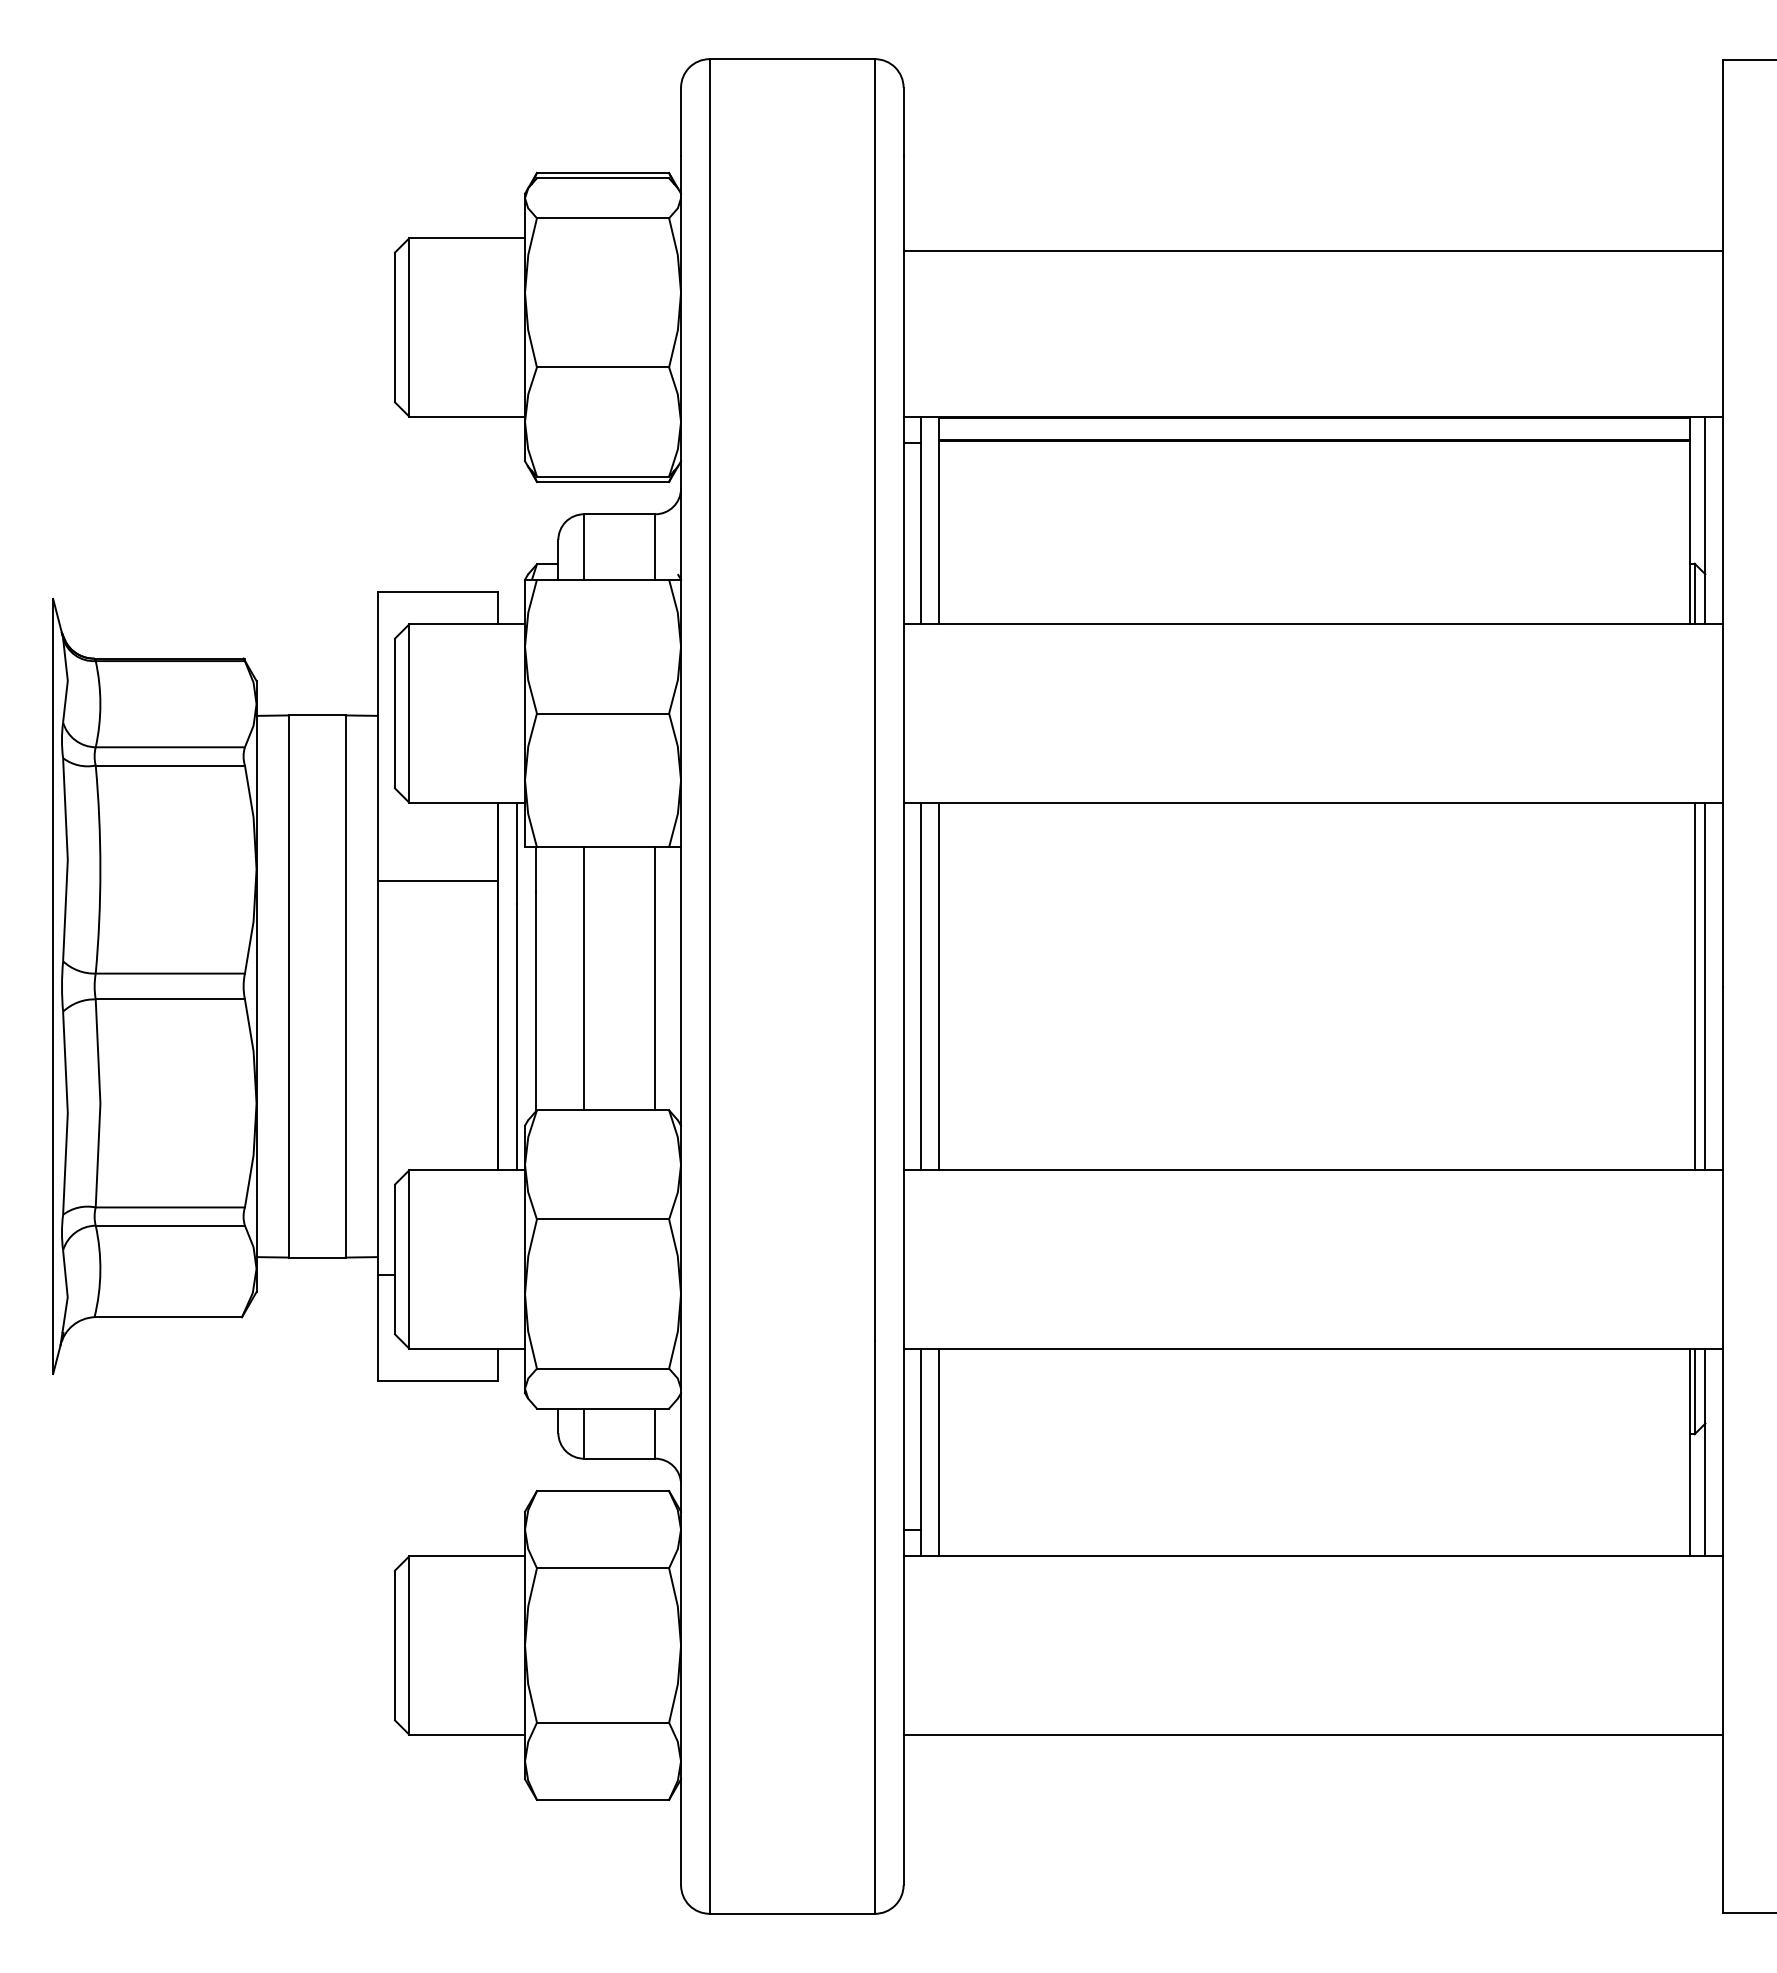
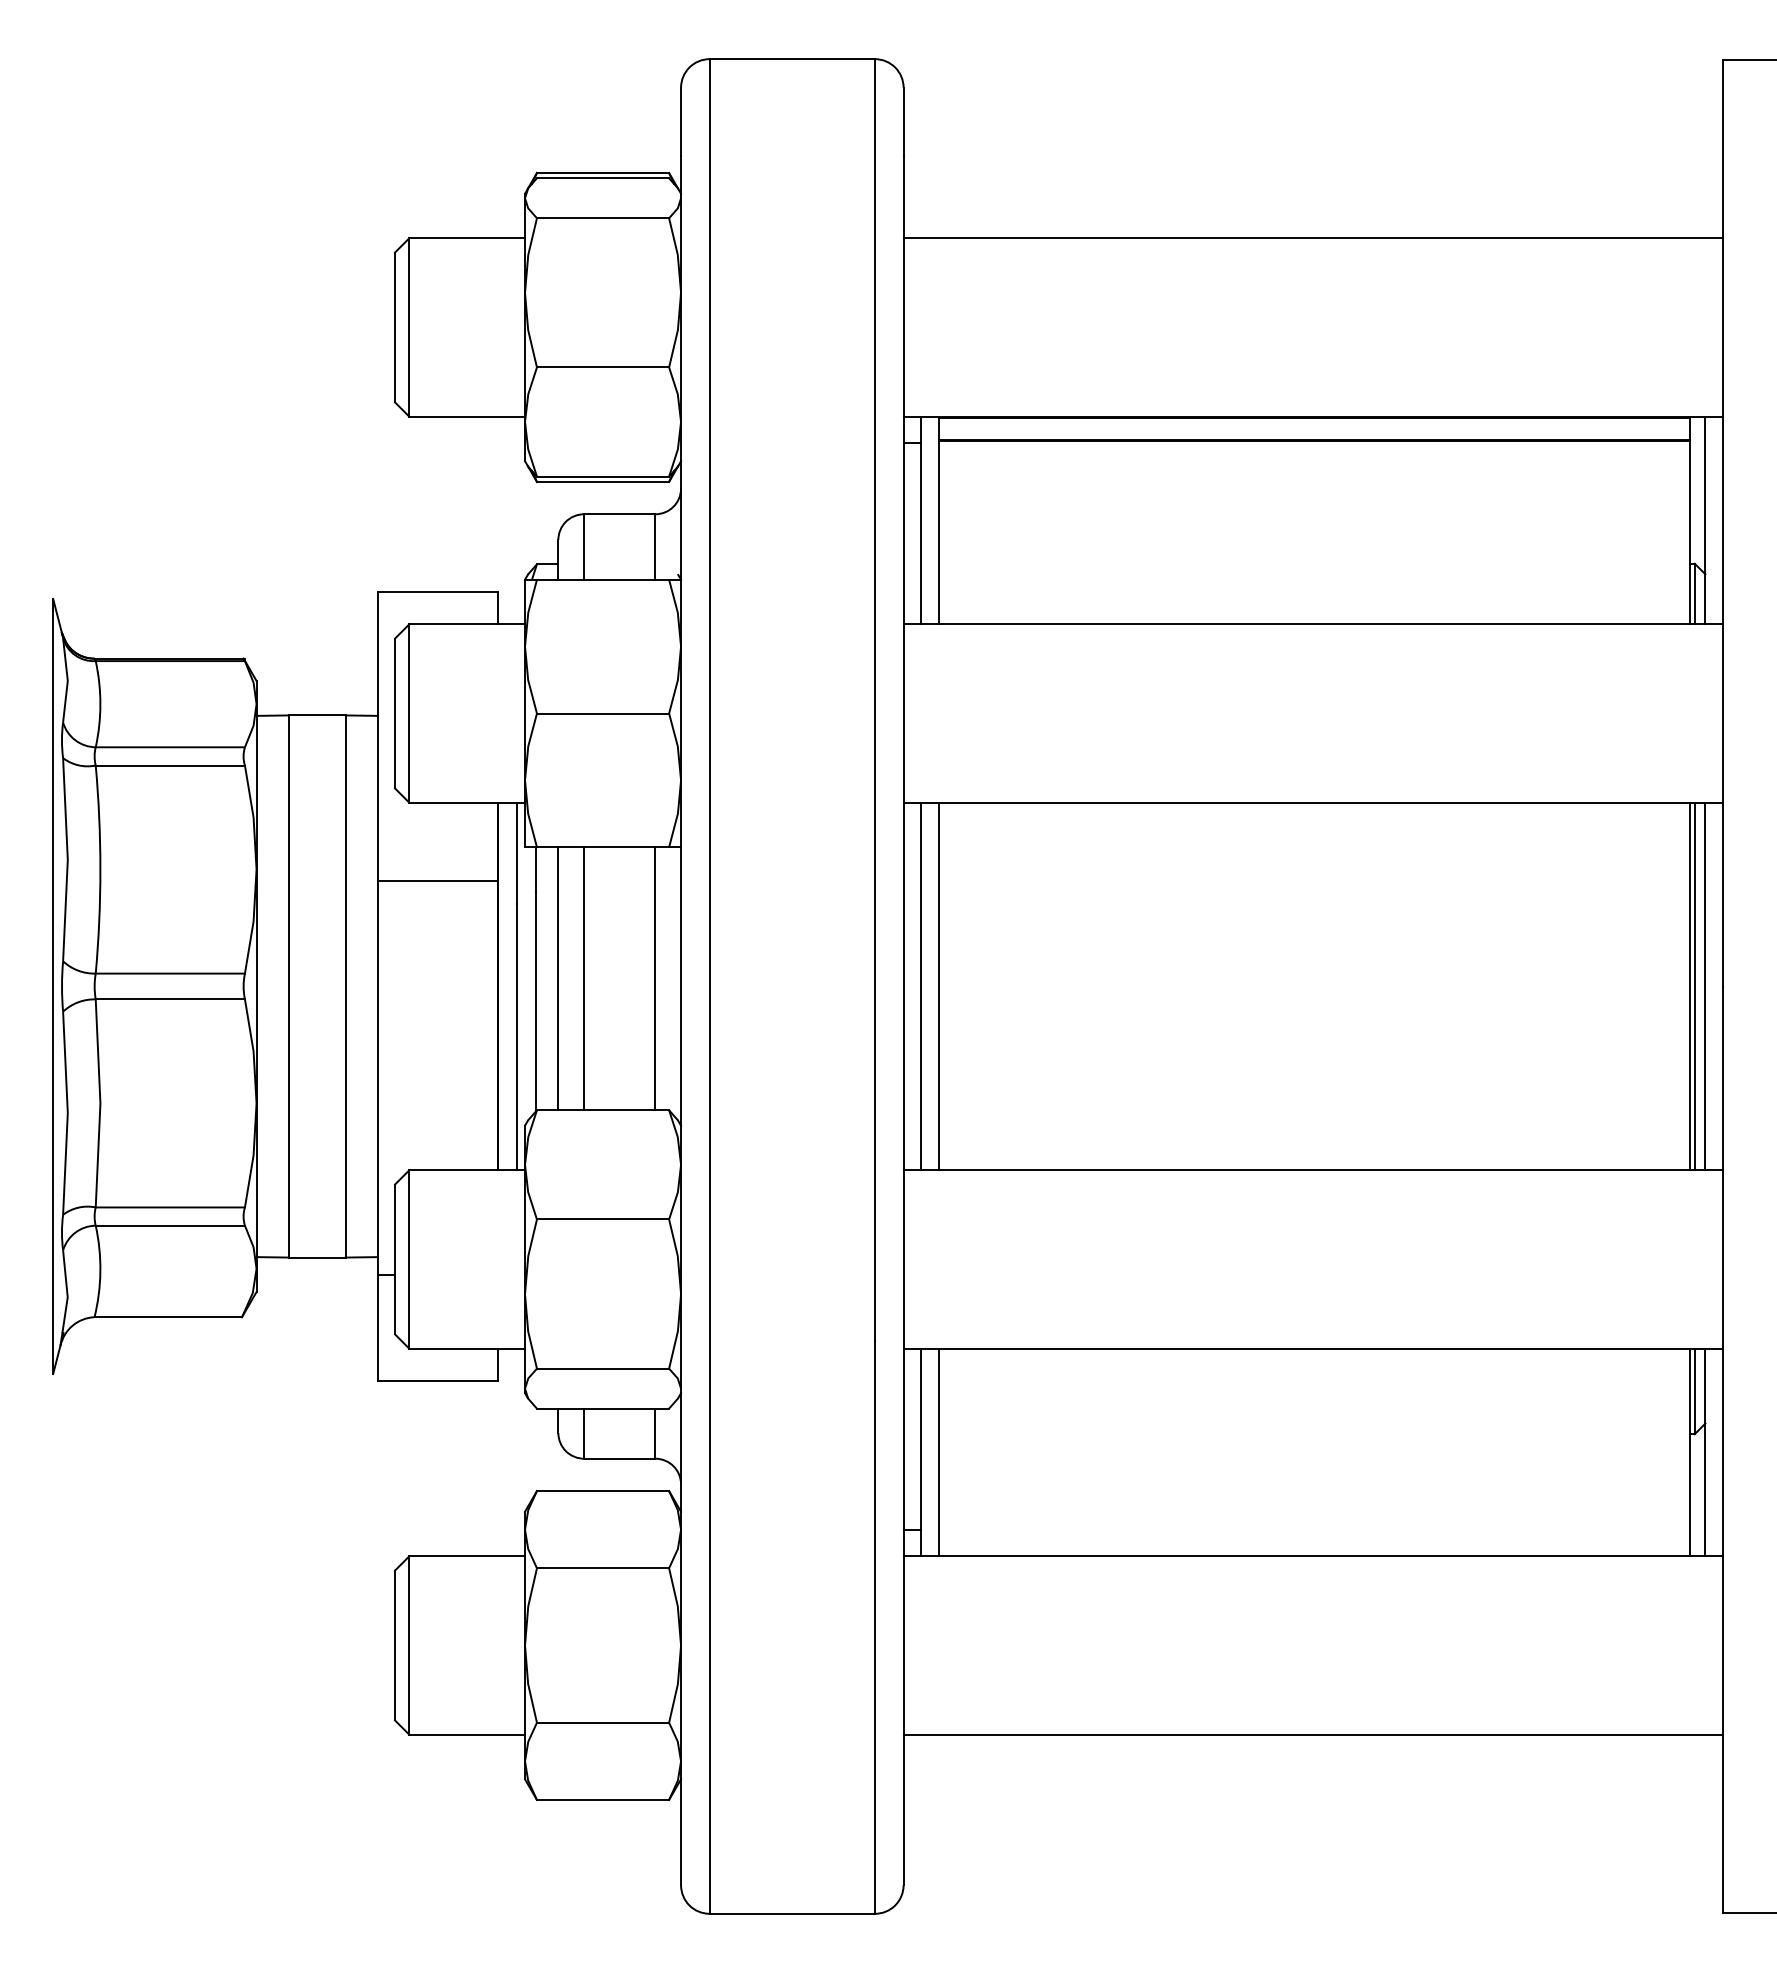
line position: (1313, 251) -> (1313, 238) (1313, 238)
line: none -> present (558, 978)
line: none -> present (1689, 986)
